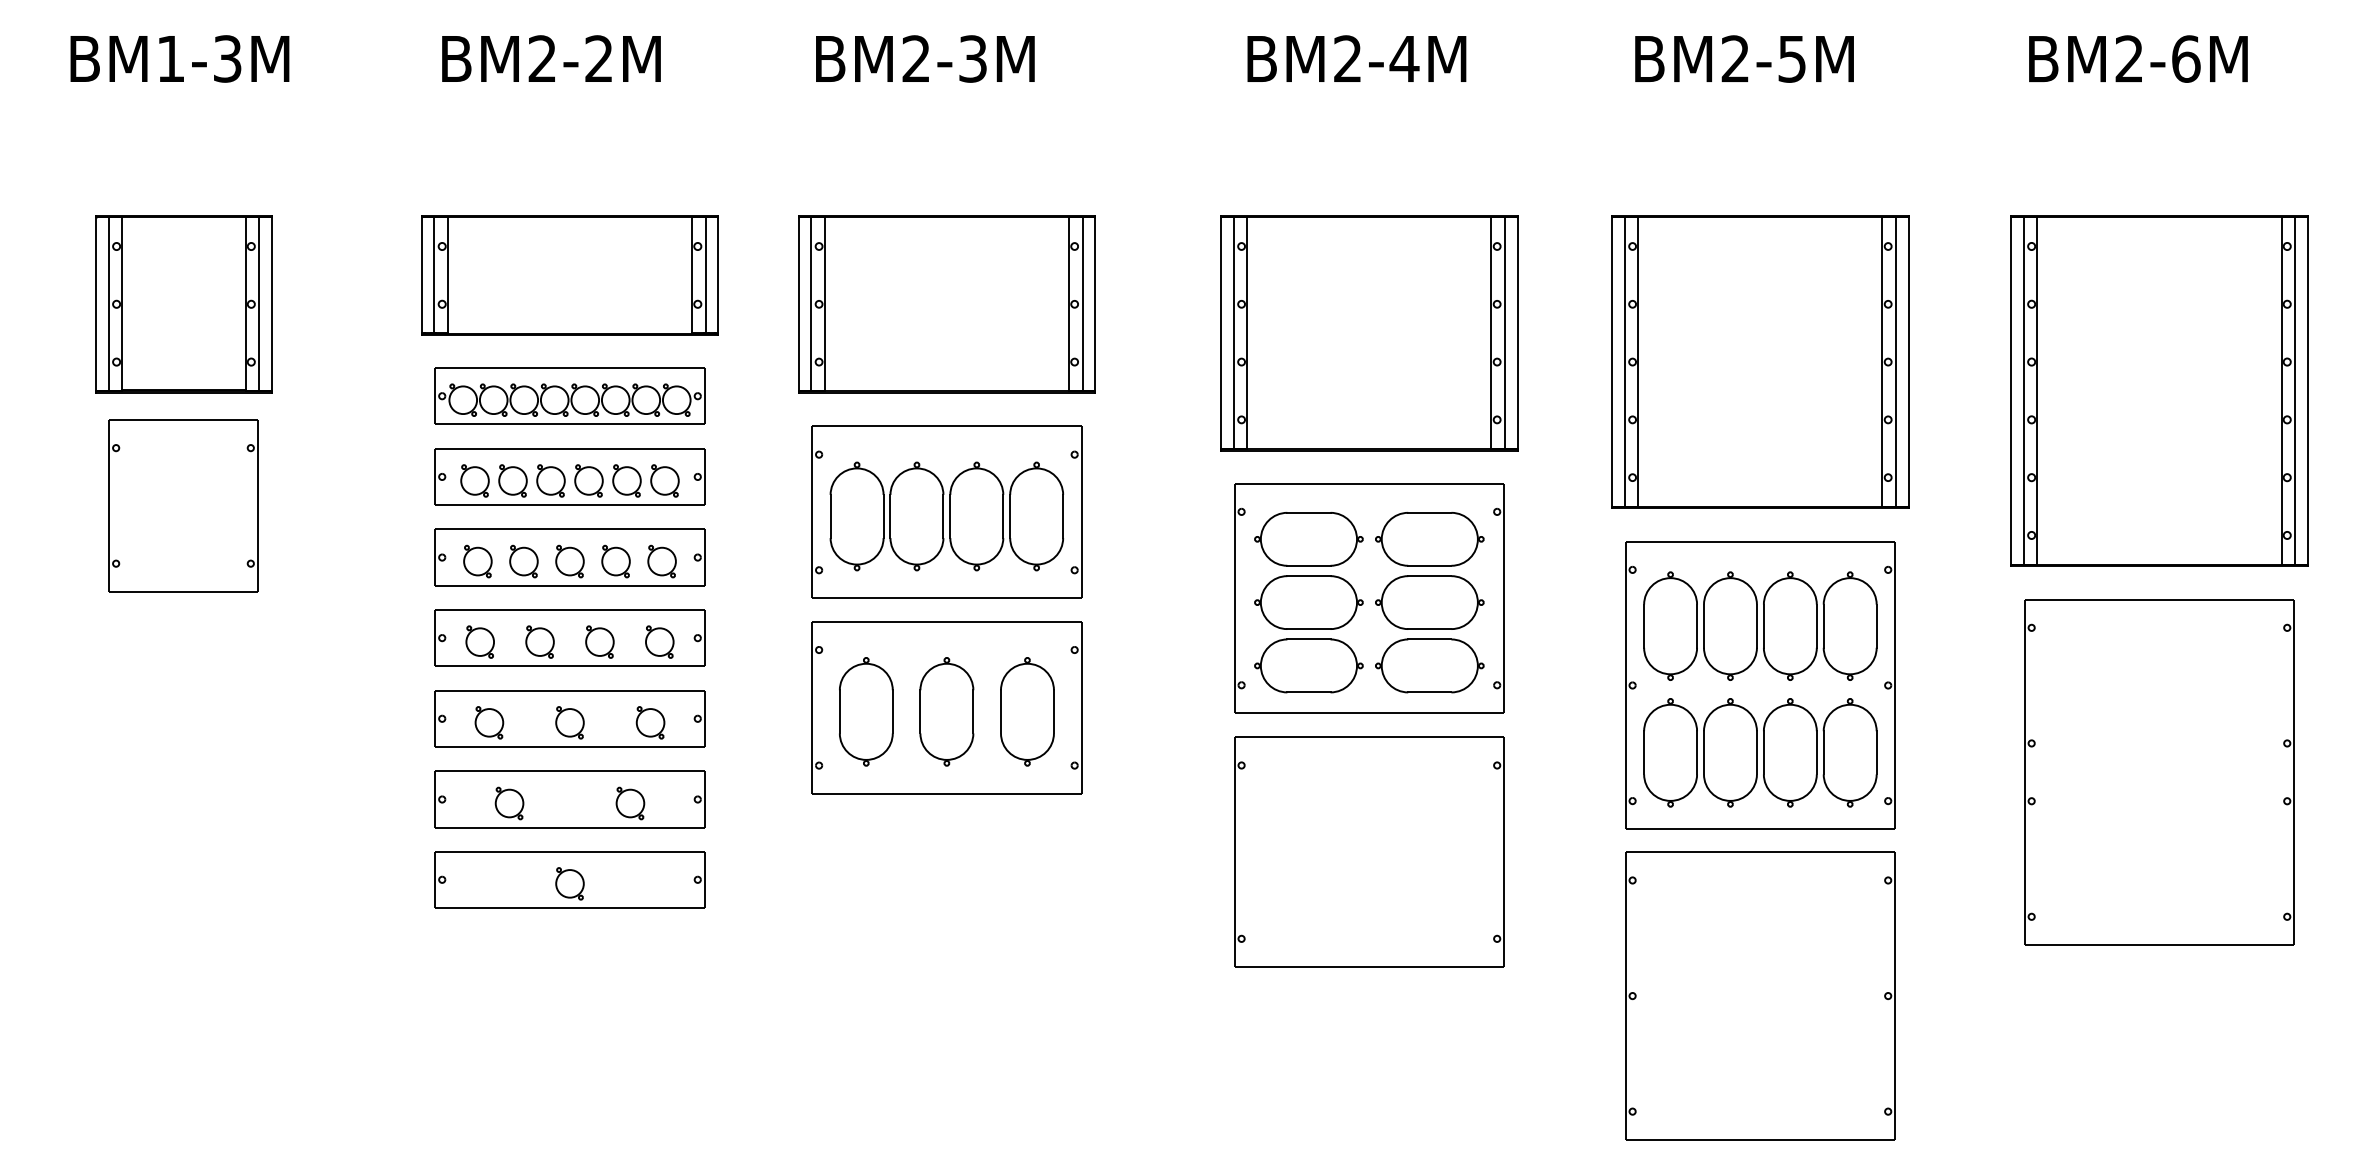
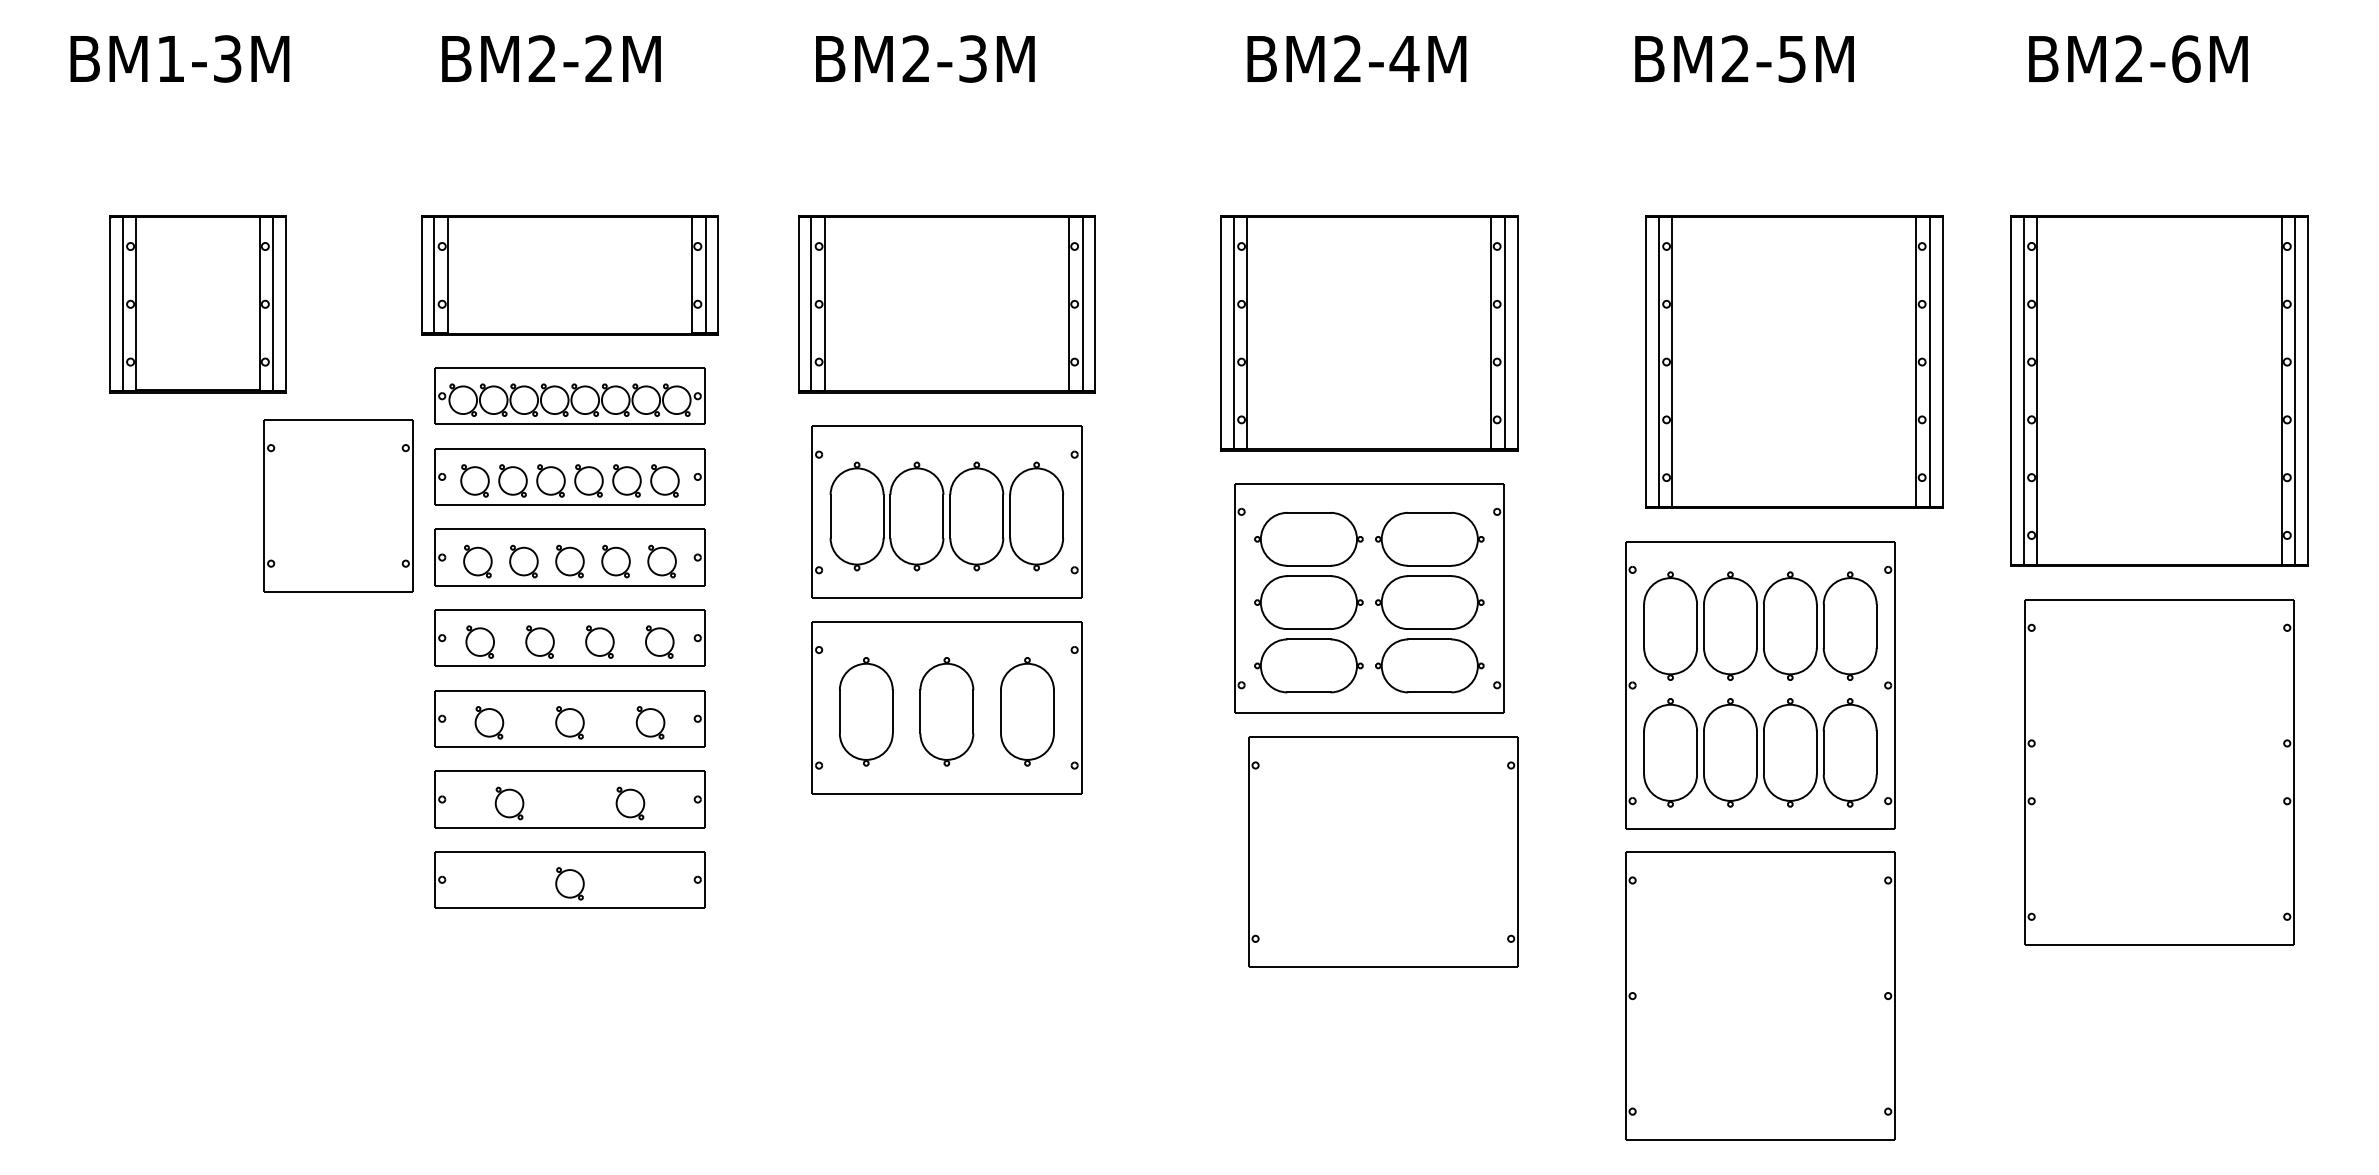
part position: (183, 304) -> (197, 304) (197, 304)
part position: (1760, 361) -> (1794, 361) (1794, 361)
part position: (183, 505) -> (338, 505) (338, 505)
part position: (1369, 851) -> (1383, 851) (1383, 851)
